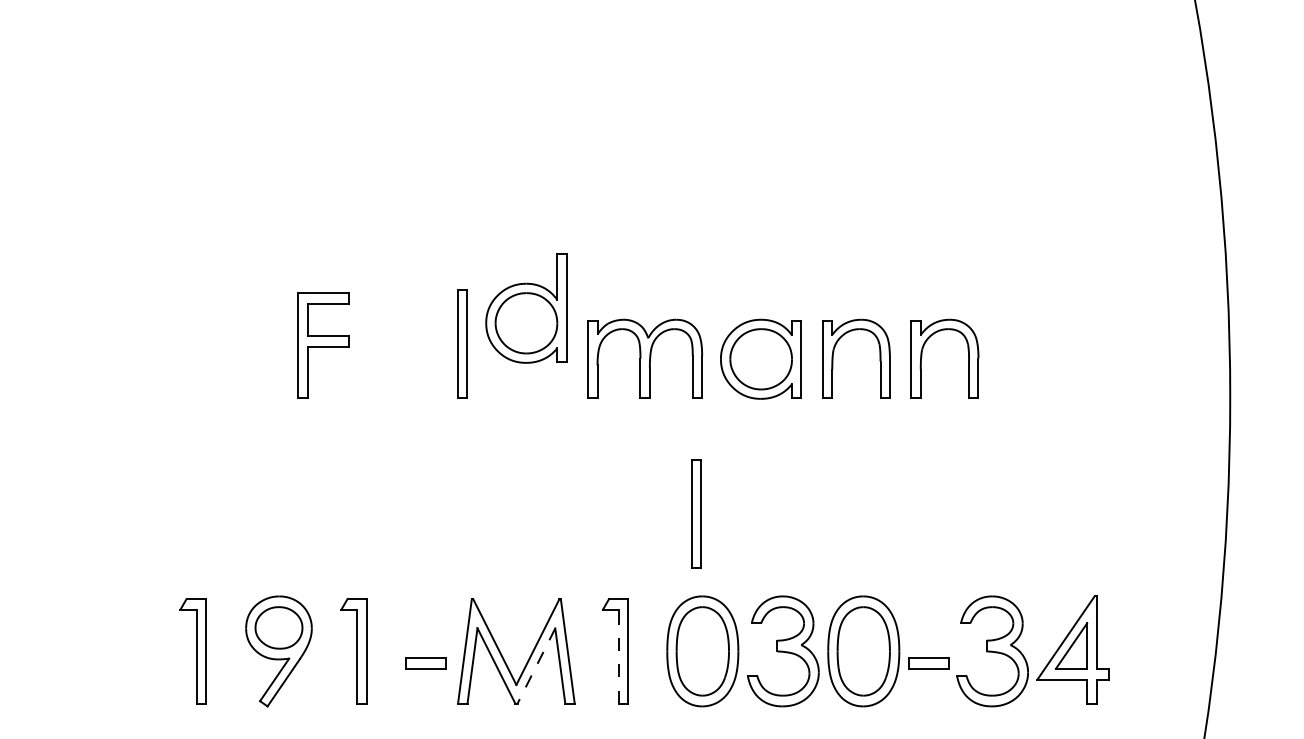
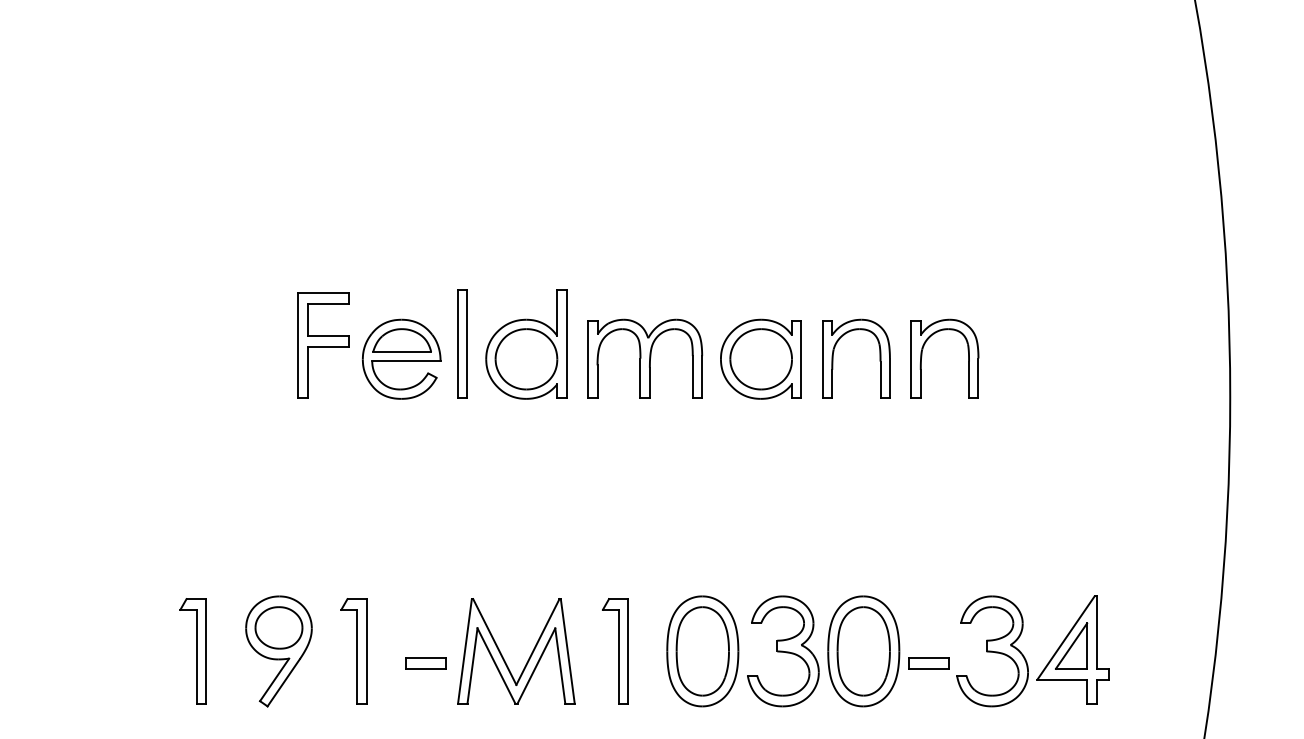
part position: (526, 308) -> (526, 344) (526, 344)
part: none -> present (401, 358)
part: present -> none (696, 513)
line: dashed -> solid (619, 656)
line: dashed -> solid (536, 666)
